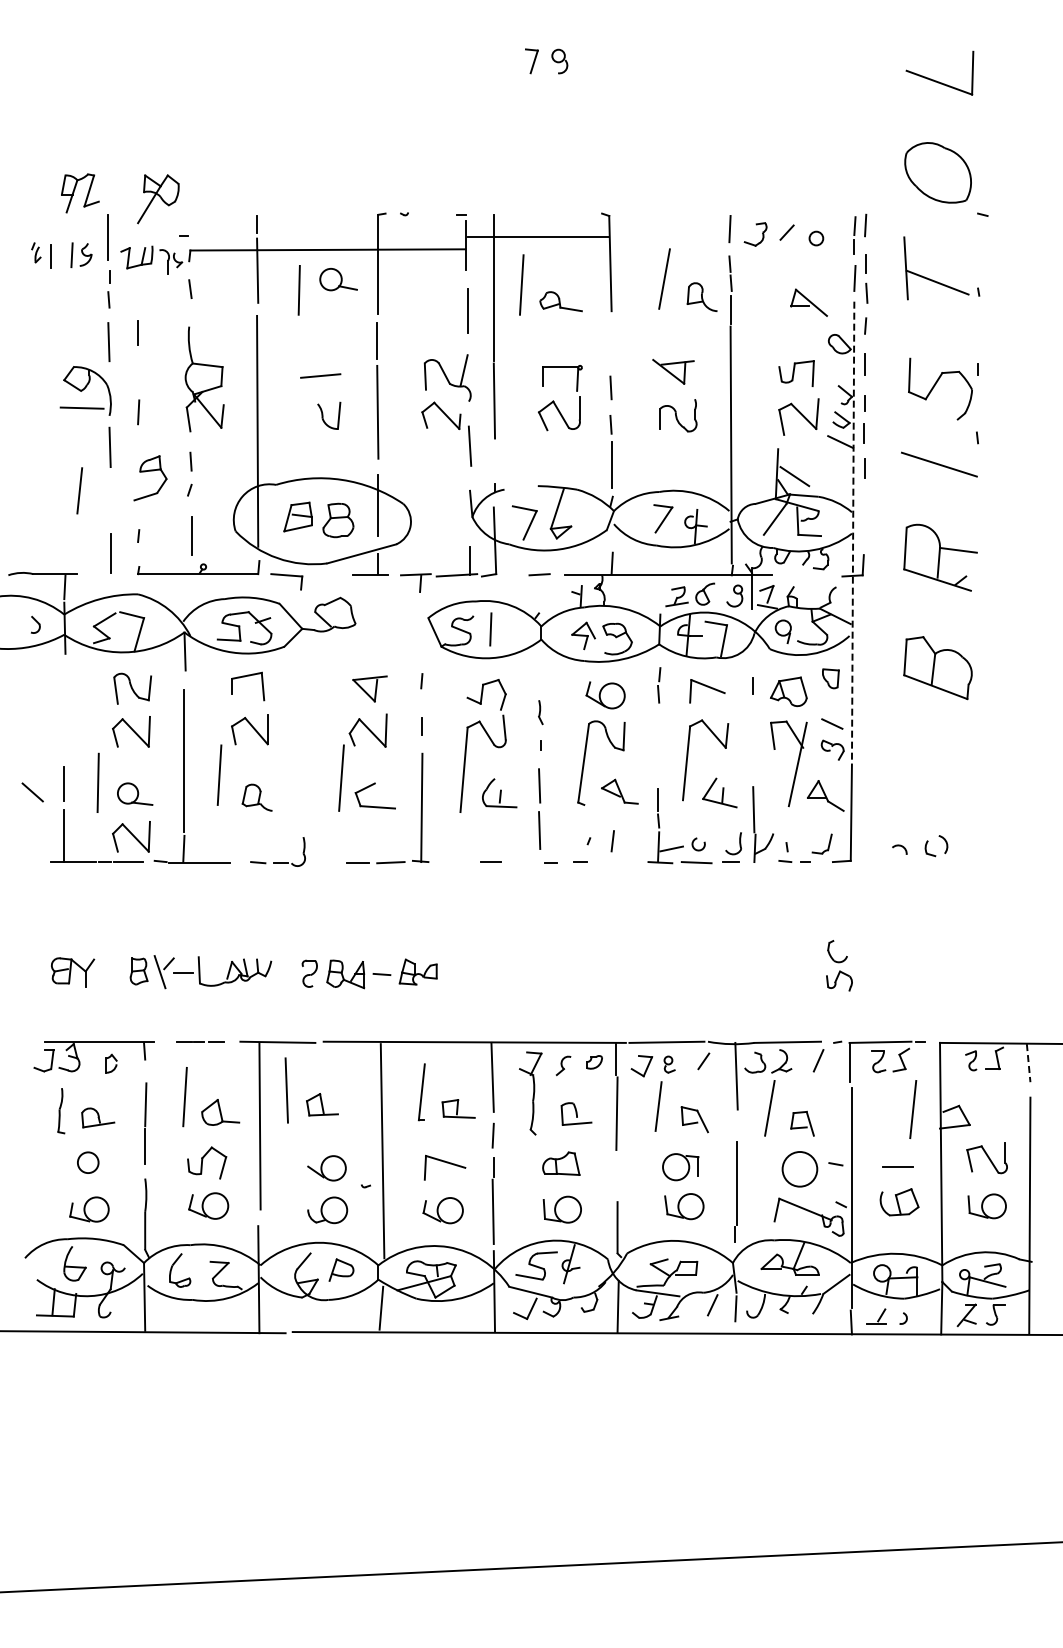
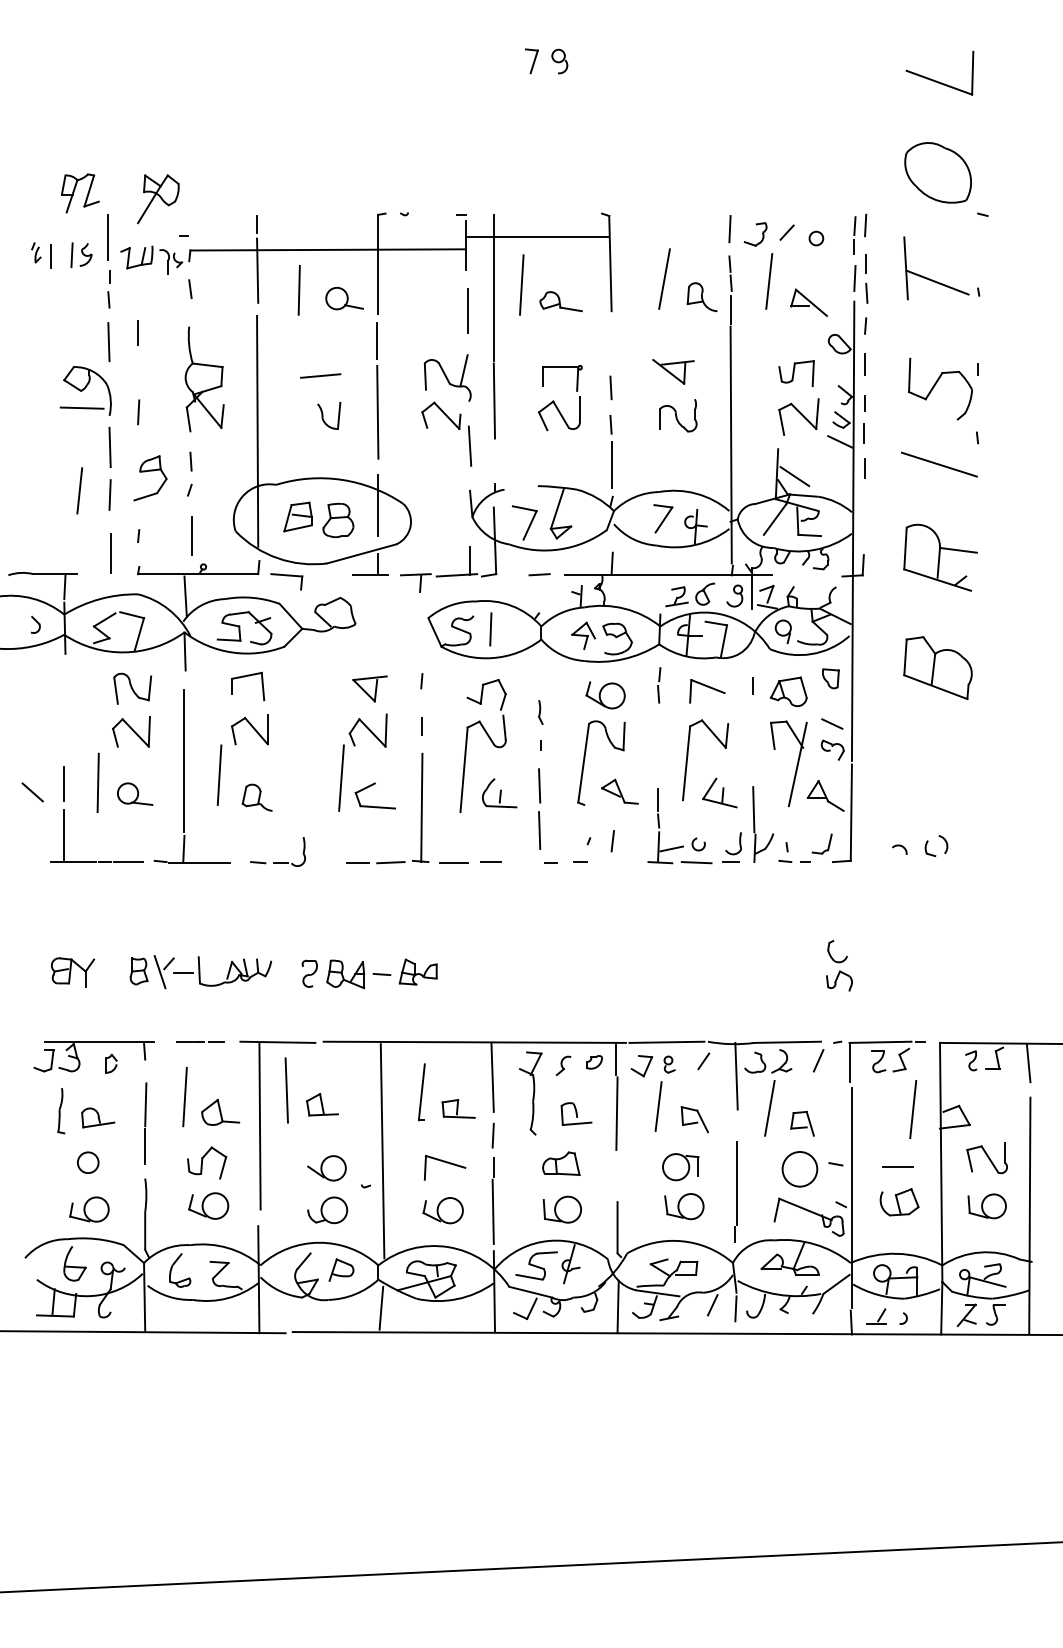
part position: (338, 279) -> (344, 298) (344, 298)
line: none -> present (769, 281)
line: none -> present (109, 494)
line: dashed -> solid (853, 531)
line: none -> present (185, 596)
part: present -> none (131, 836)
line: none -> present (453, 863)
line: dashed -> solid (1028, 1063)
